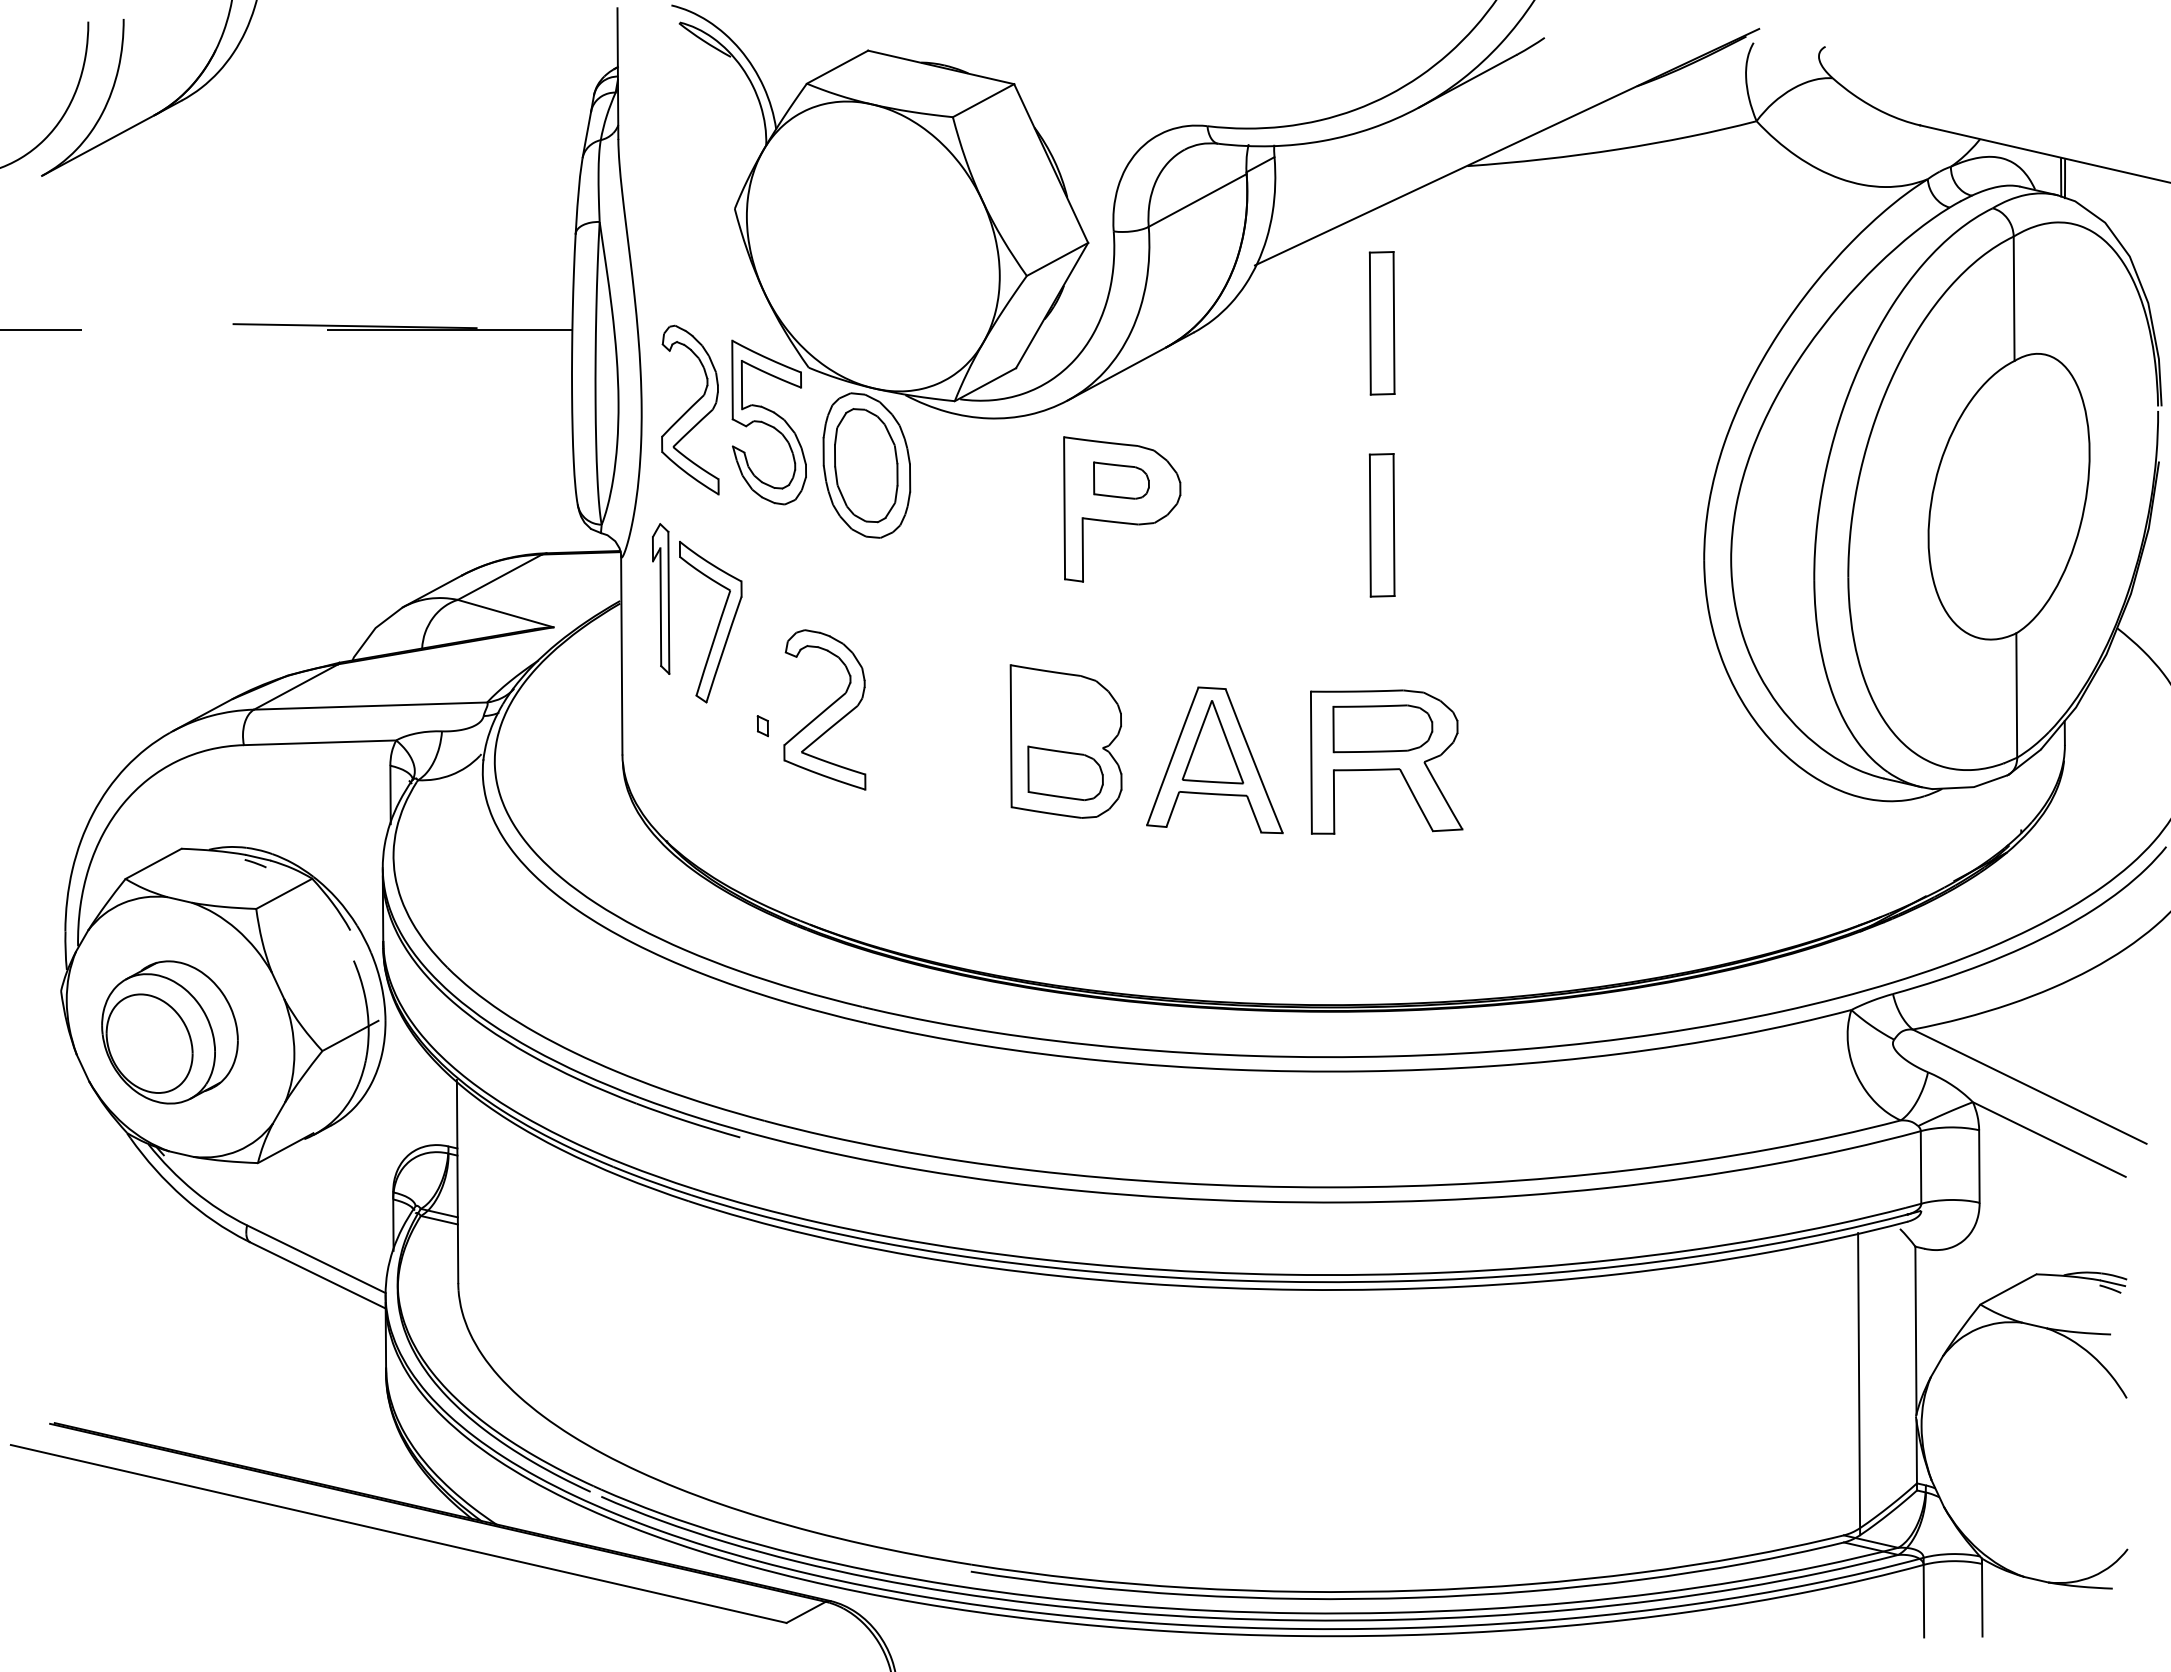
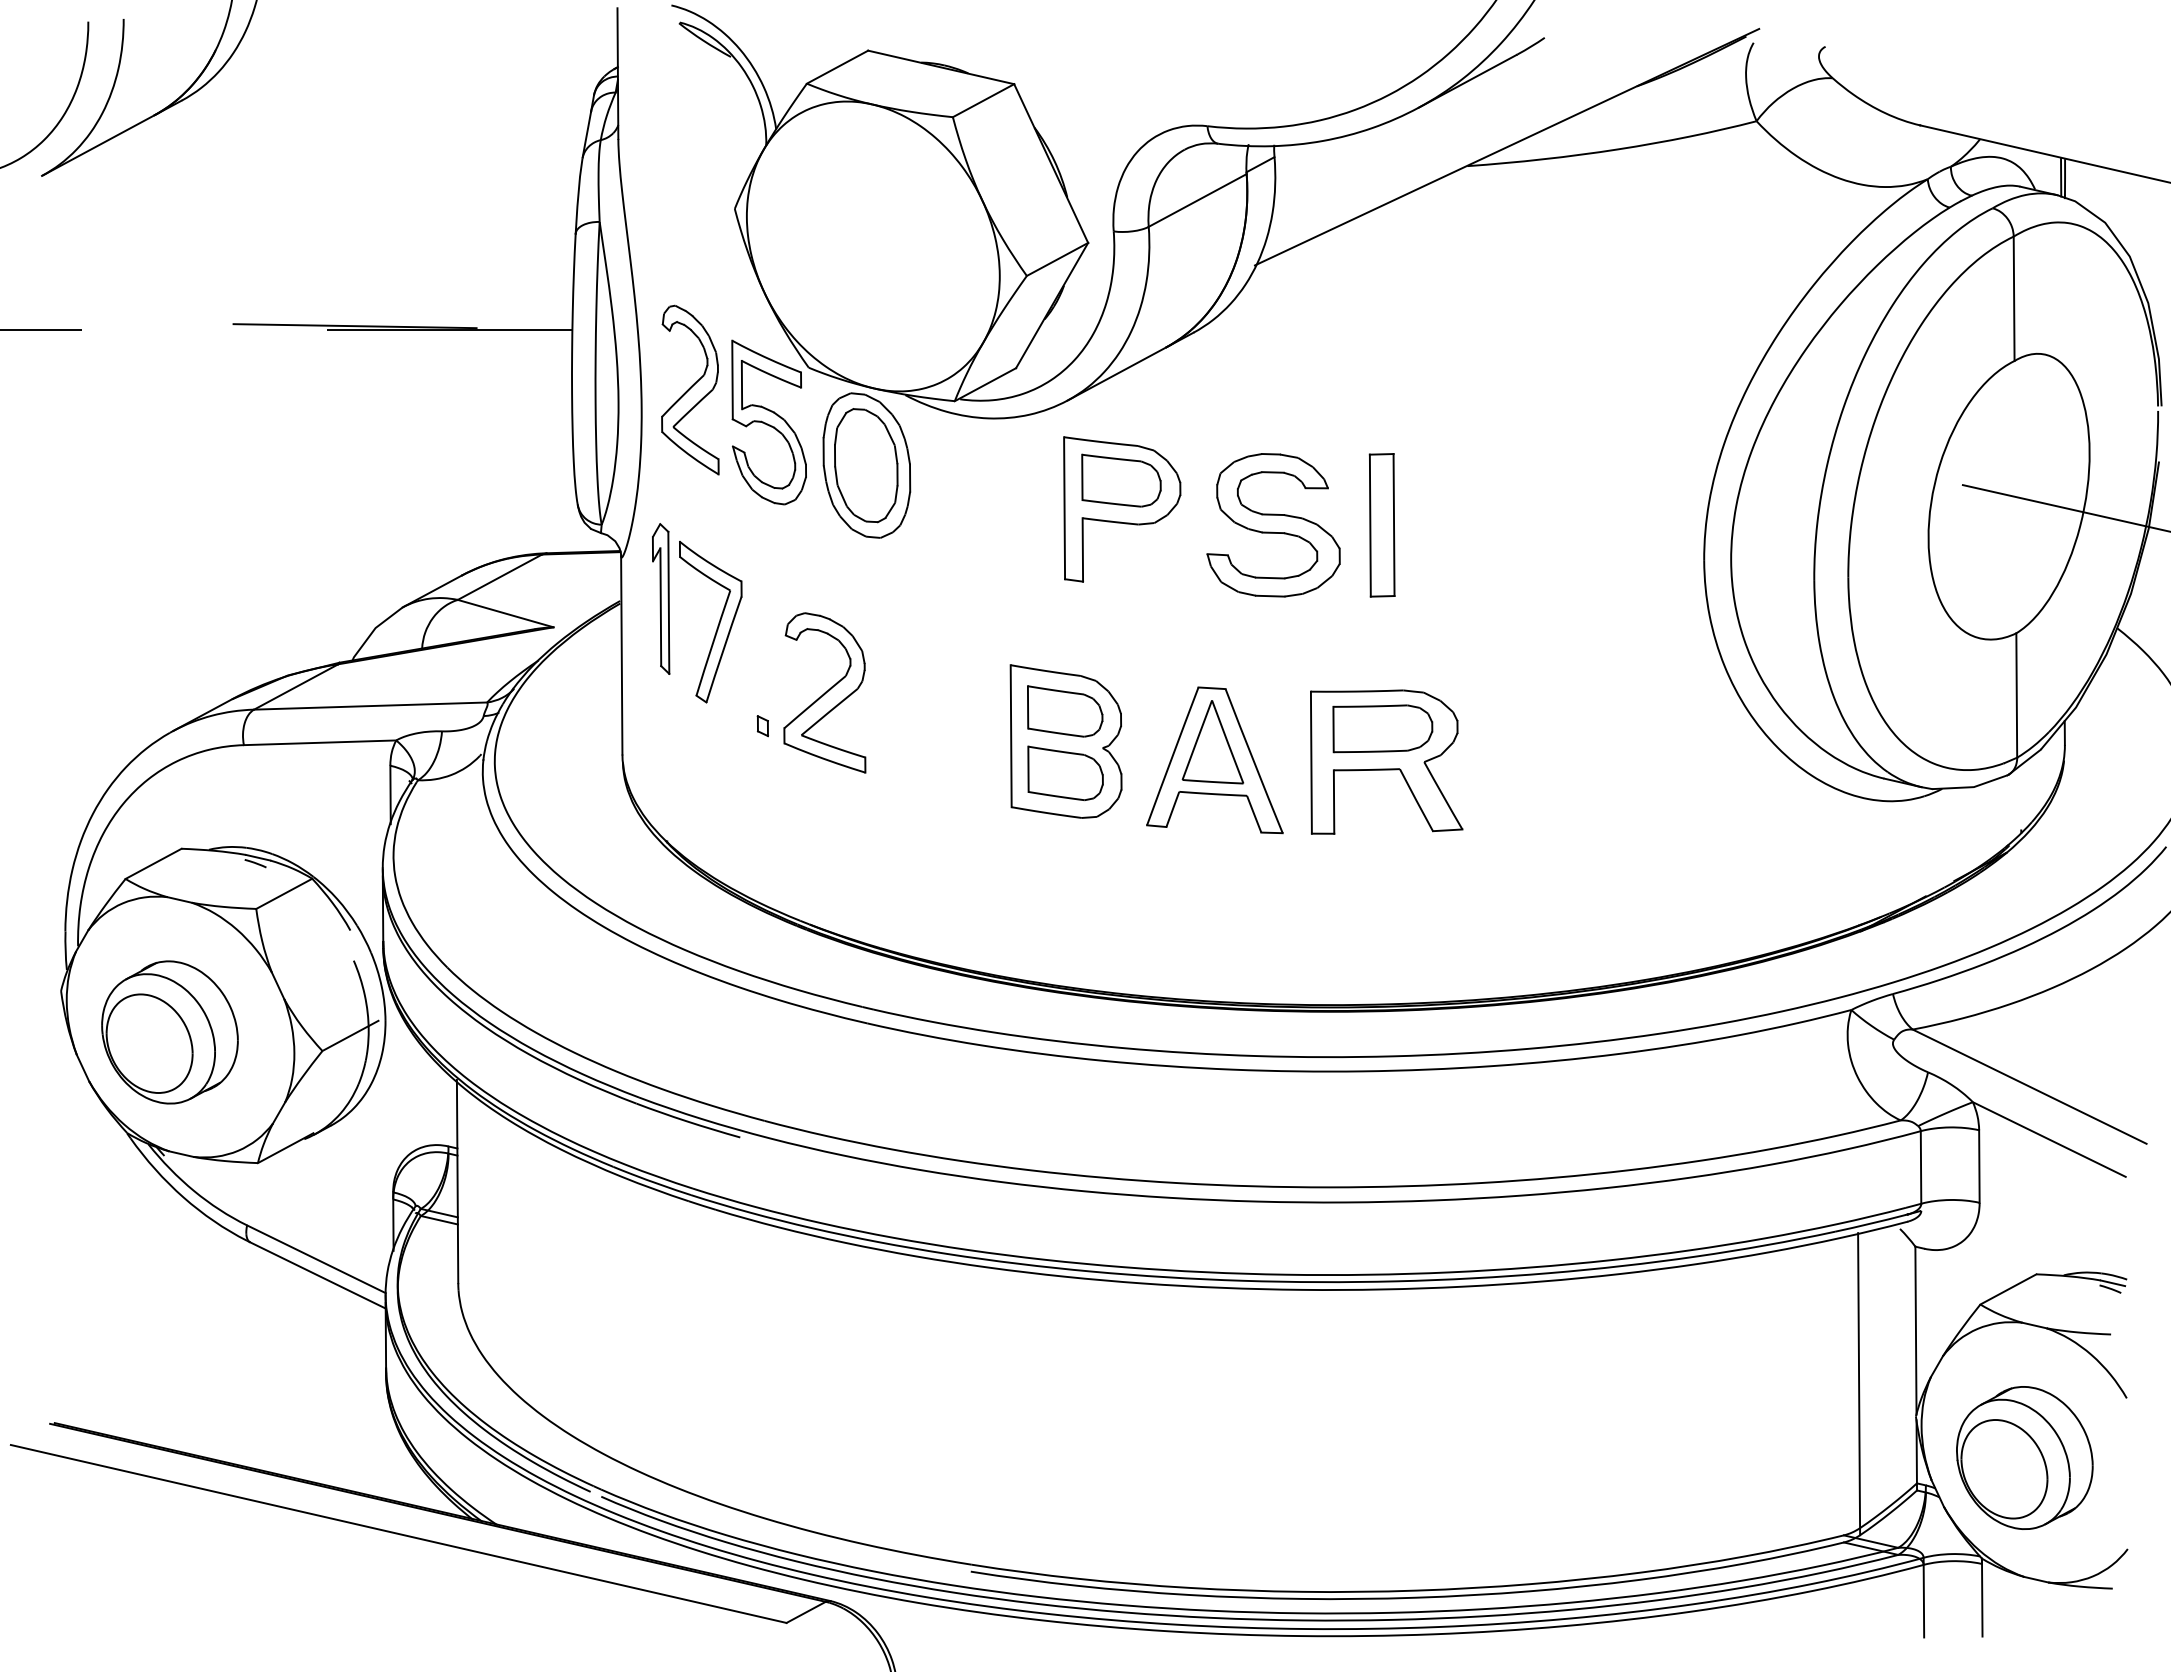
part: present -> none (1381, 323)
part position: (690, 409) -> (690, 389) (690, 389)
part size: 57x39 px -> 81x55 px (1121, 480)
line: none -> present (2064, 507)
part: none -> present (1273, 525)
part position: (824, 709) -> (824, 692) (824, 692)
part: none -> present (1065, 711)
part: none -> present (2024, 1457)
